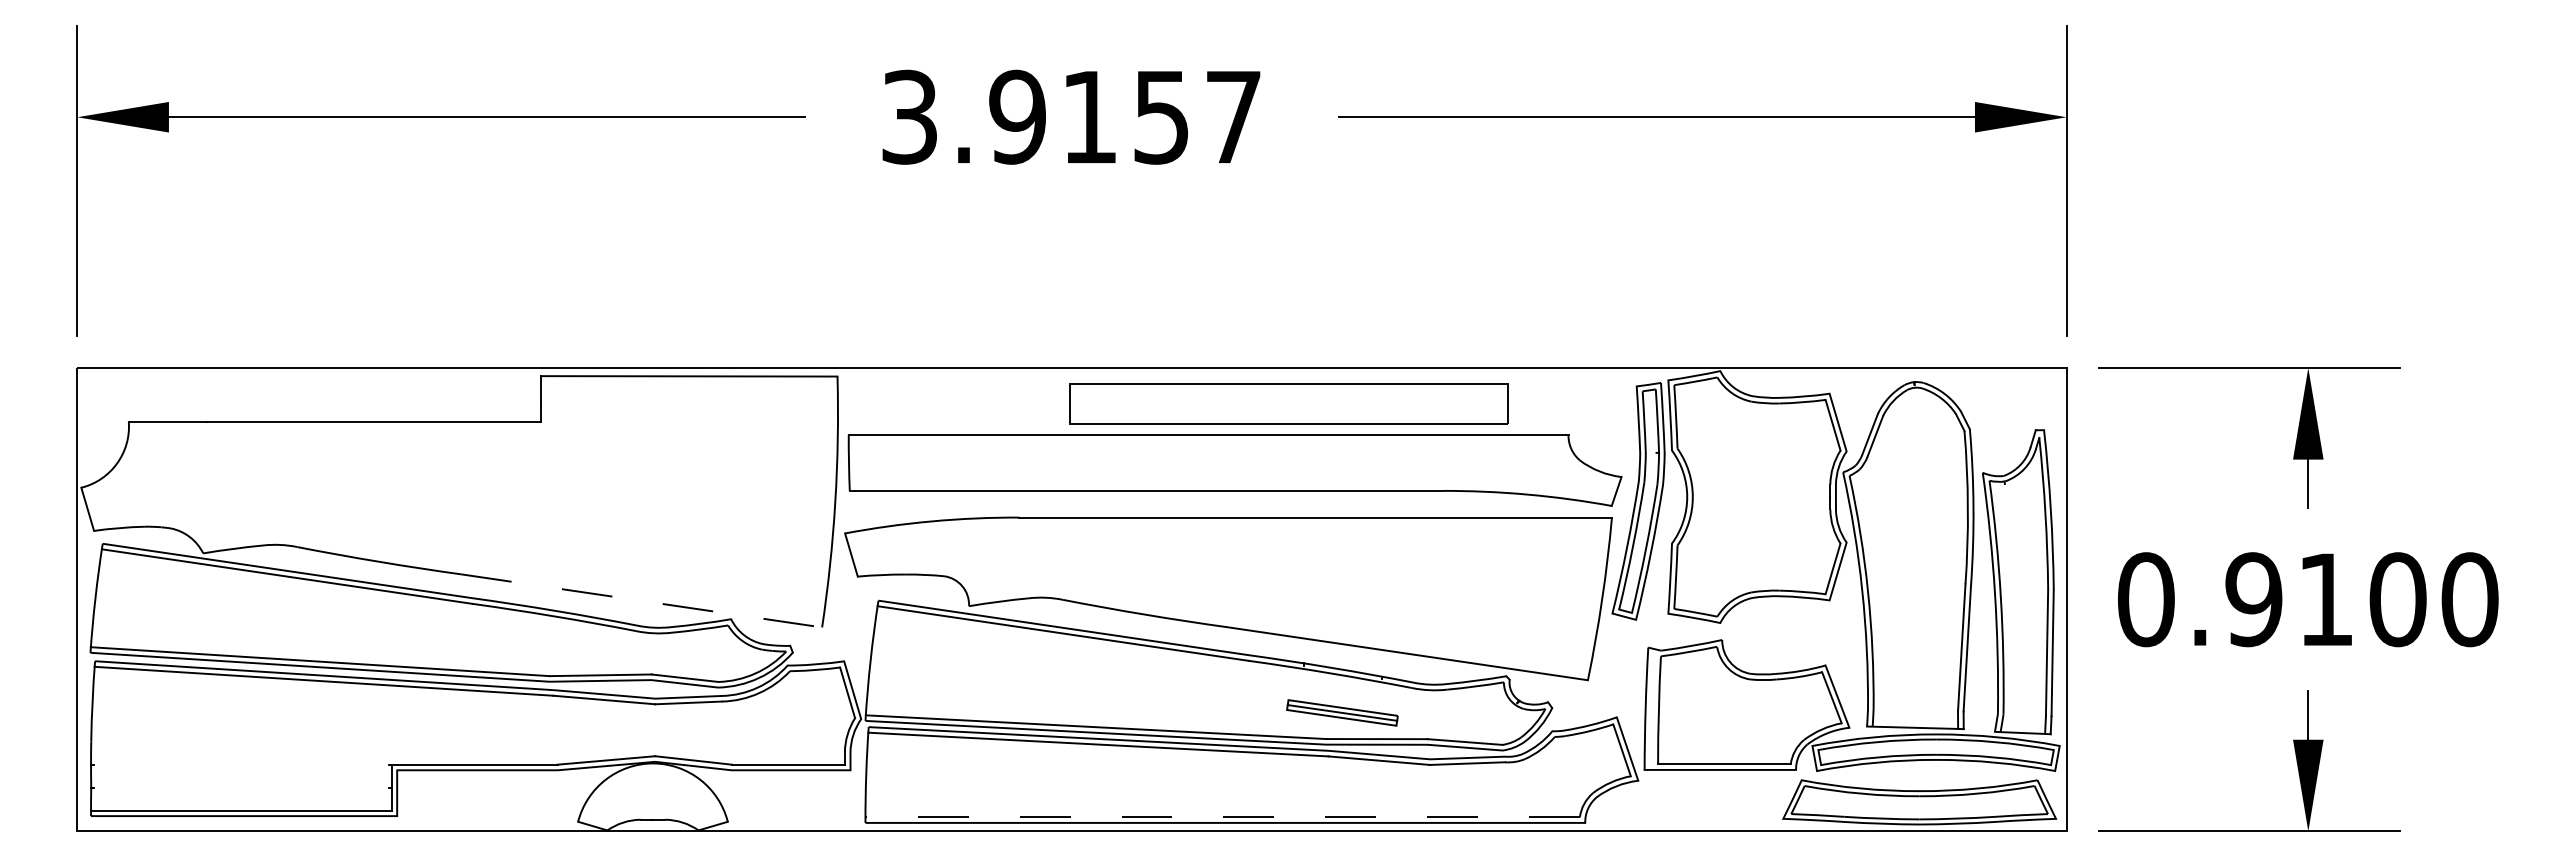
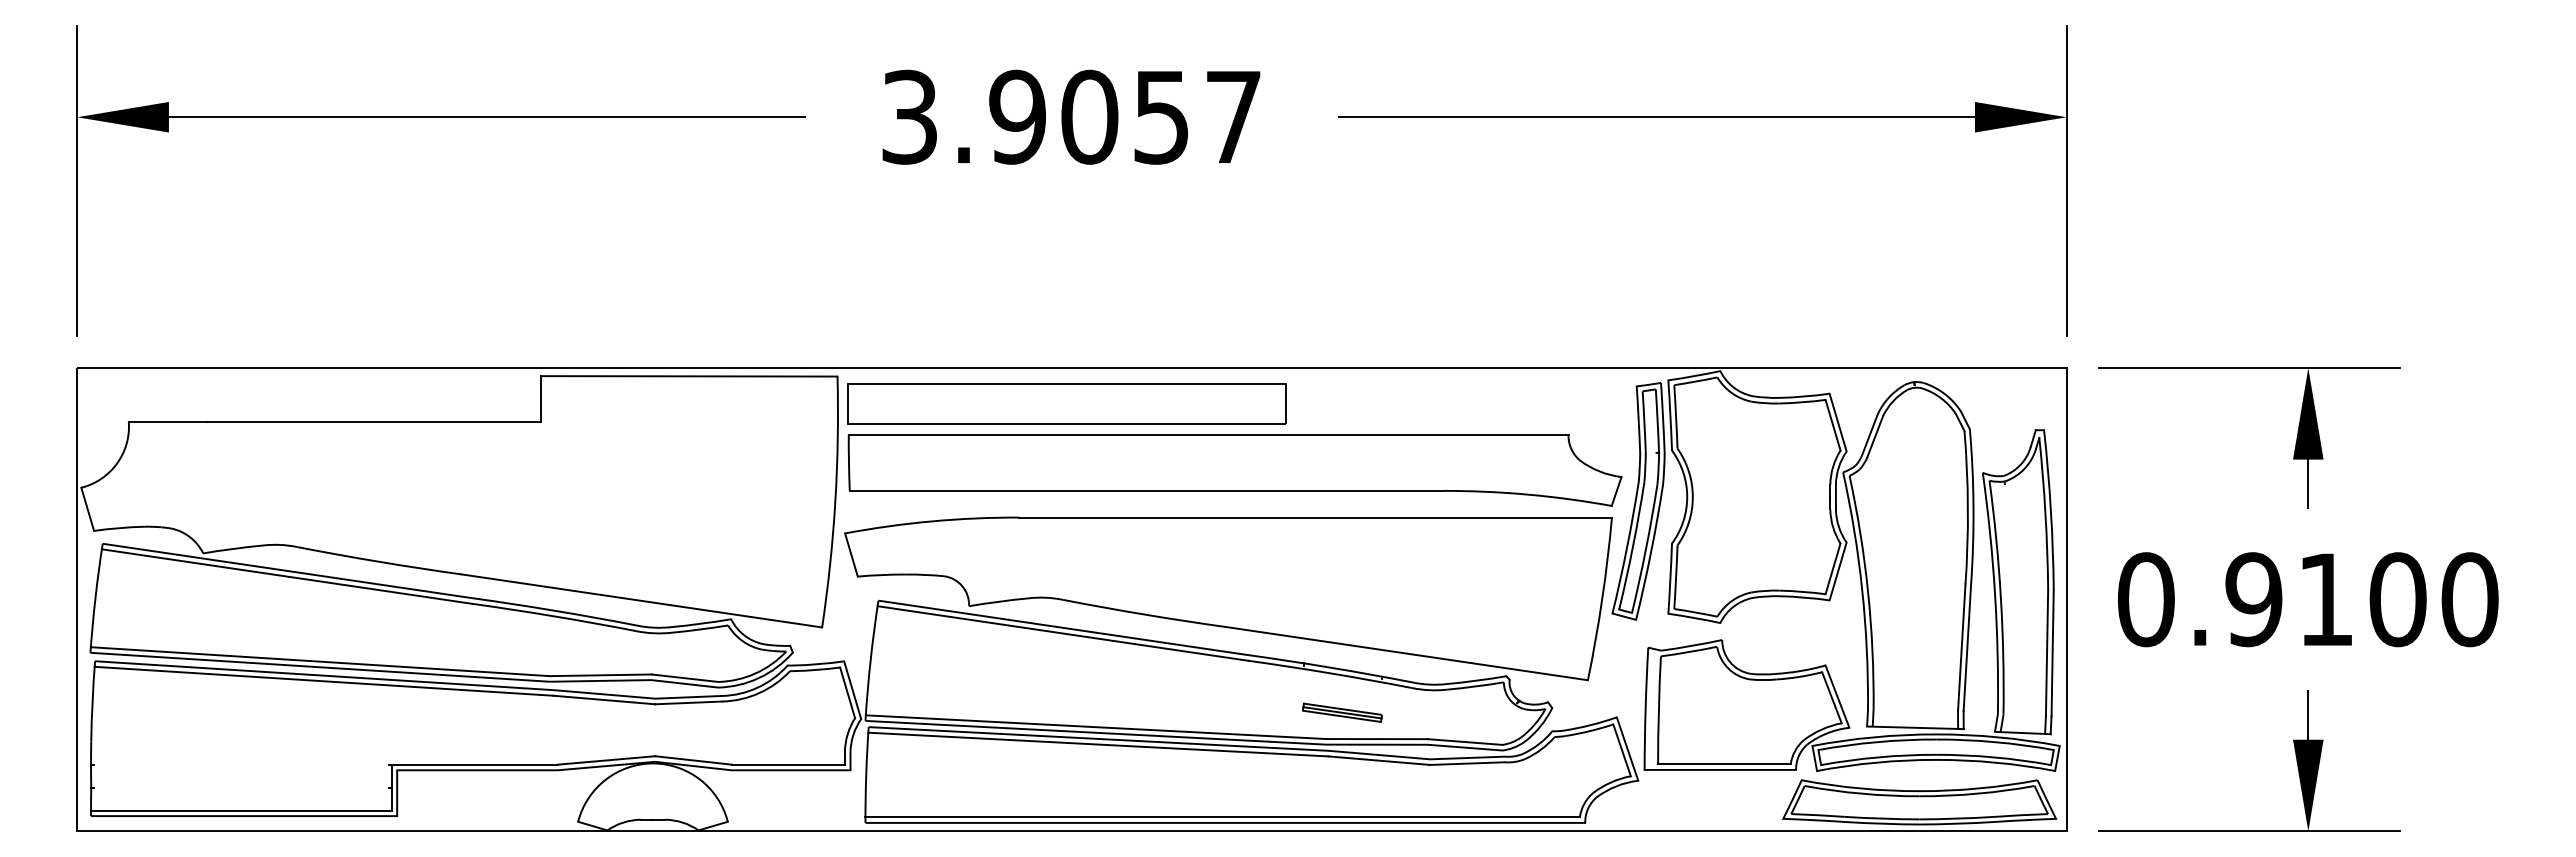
text: 3.9157 -> 3.9057 (1089, 116)
part position: (1288, 403) -> (1066, 403) (1066, 403)
line: dashed -> solid (642, 600)
part size: 113x28 px -> 81x21 px (1342, 712)
line: dashed -> solid (1222, 817)
